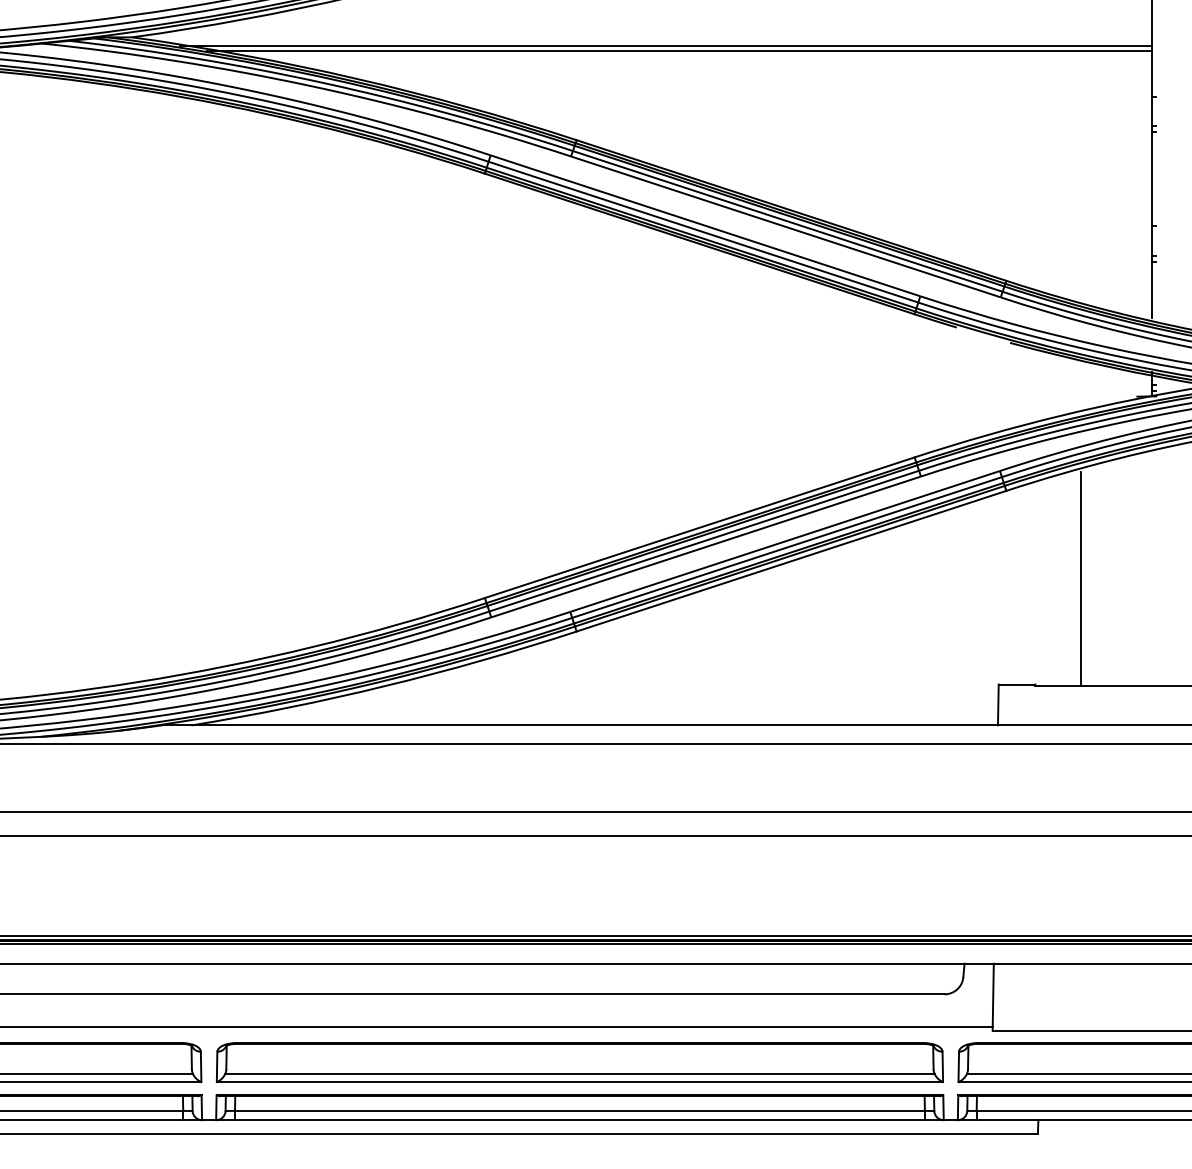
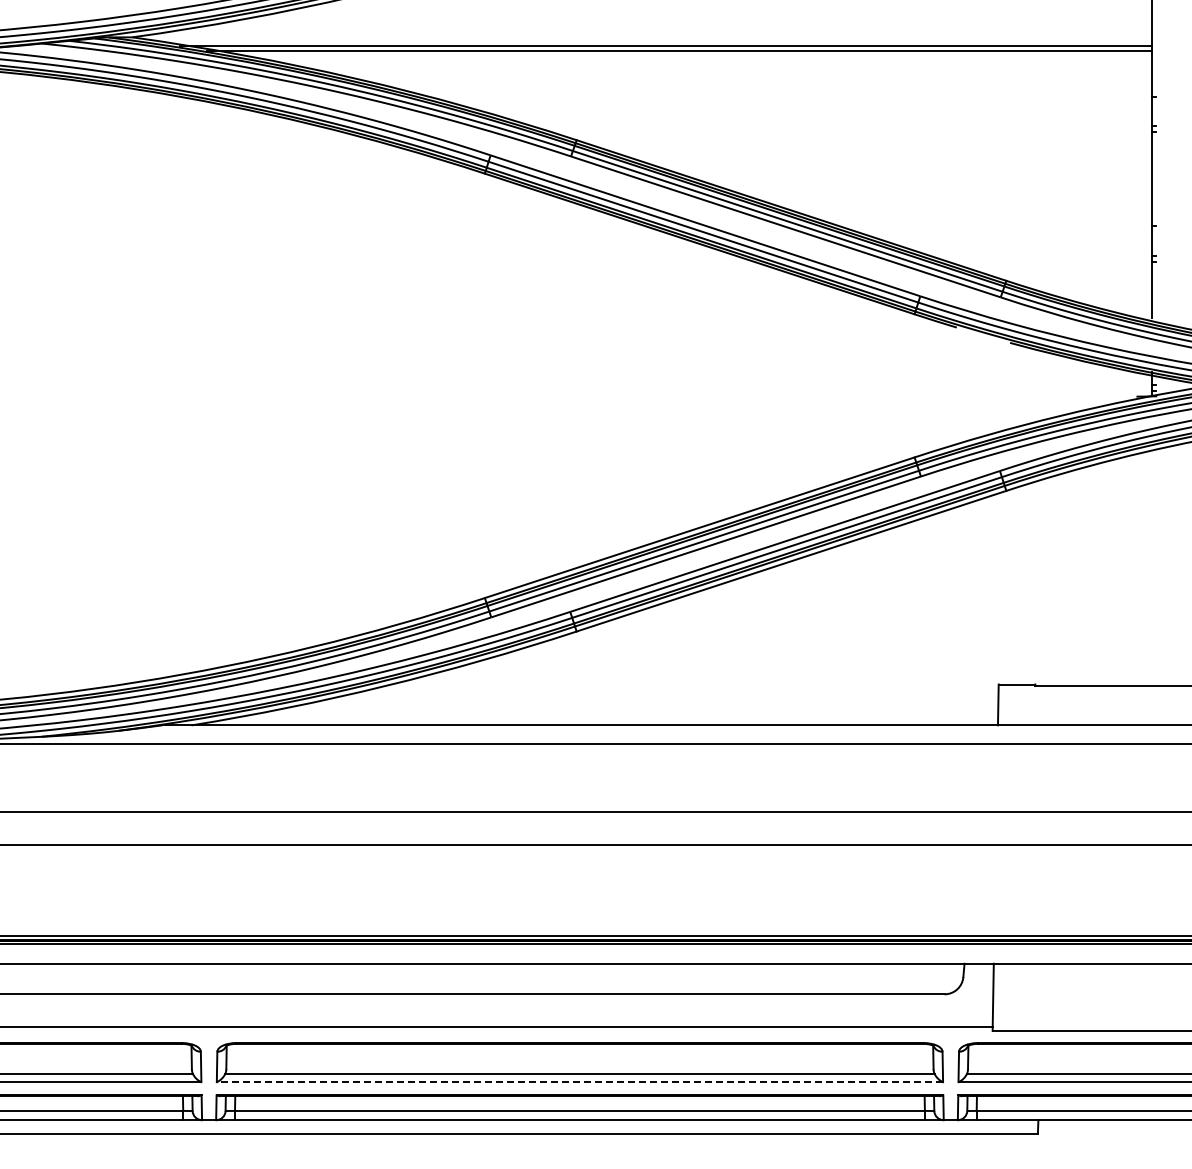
line: present -> none (1080, 579)
line position: (595, 836) -> (595, 845) (595, 845)
line: solid -> dashed (579, 1082)
